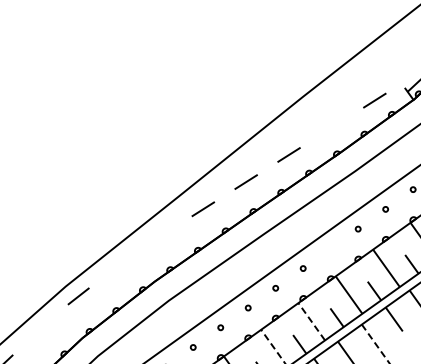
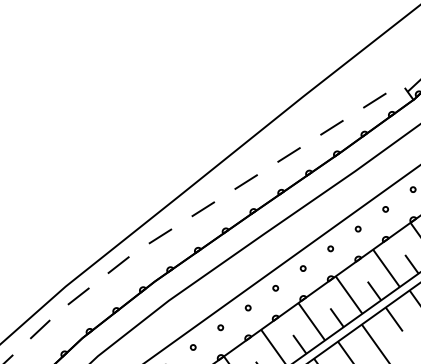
line: none -> present (331, 127)
line: none -> present (160, 236)
part: none -> present (330, 248)
line: none -> present (118, 264)
line: dashed -> solid (311, 321)
line: none -> present (40, 329)
line: dashed -> solid (375, 344)
line: dashed -> solid (273, 346)
